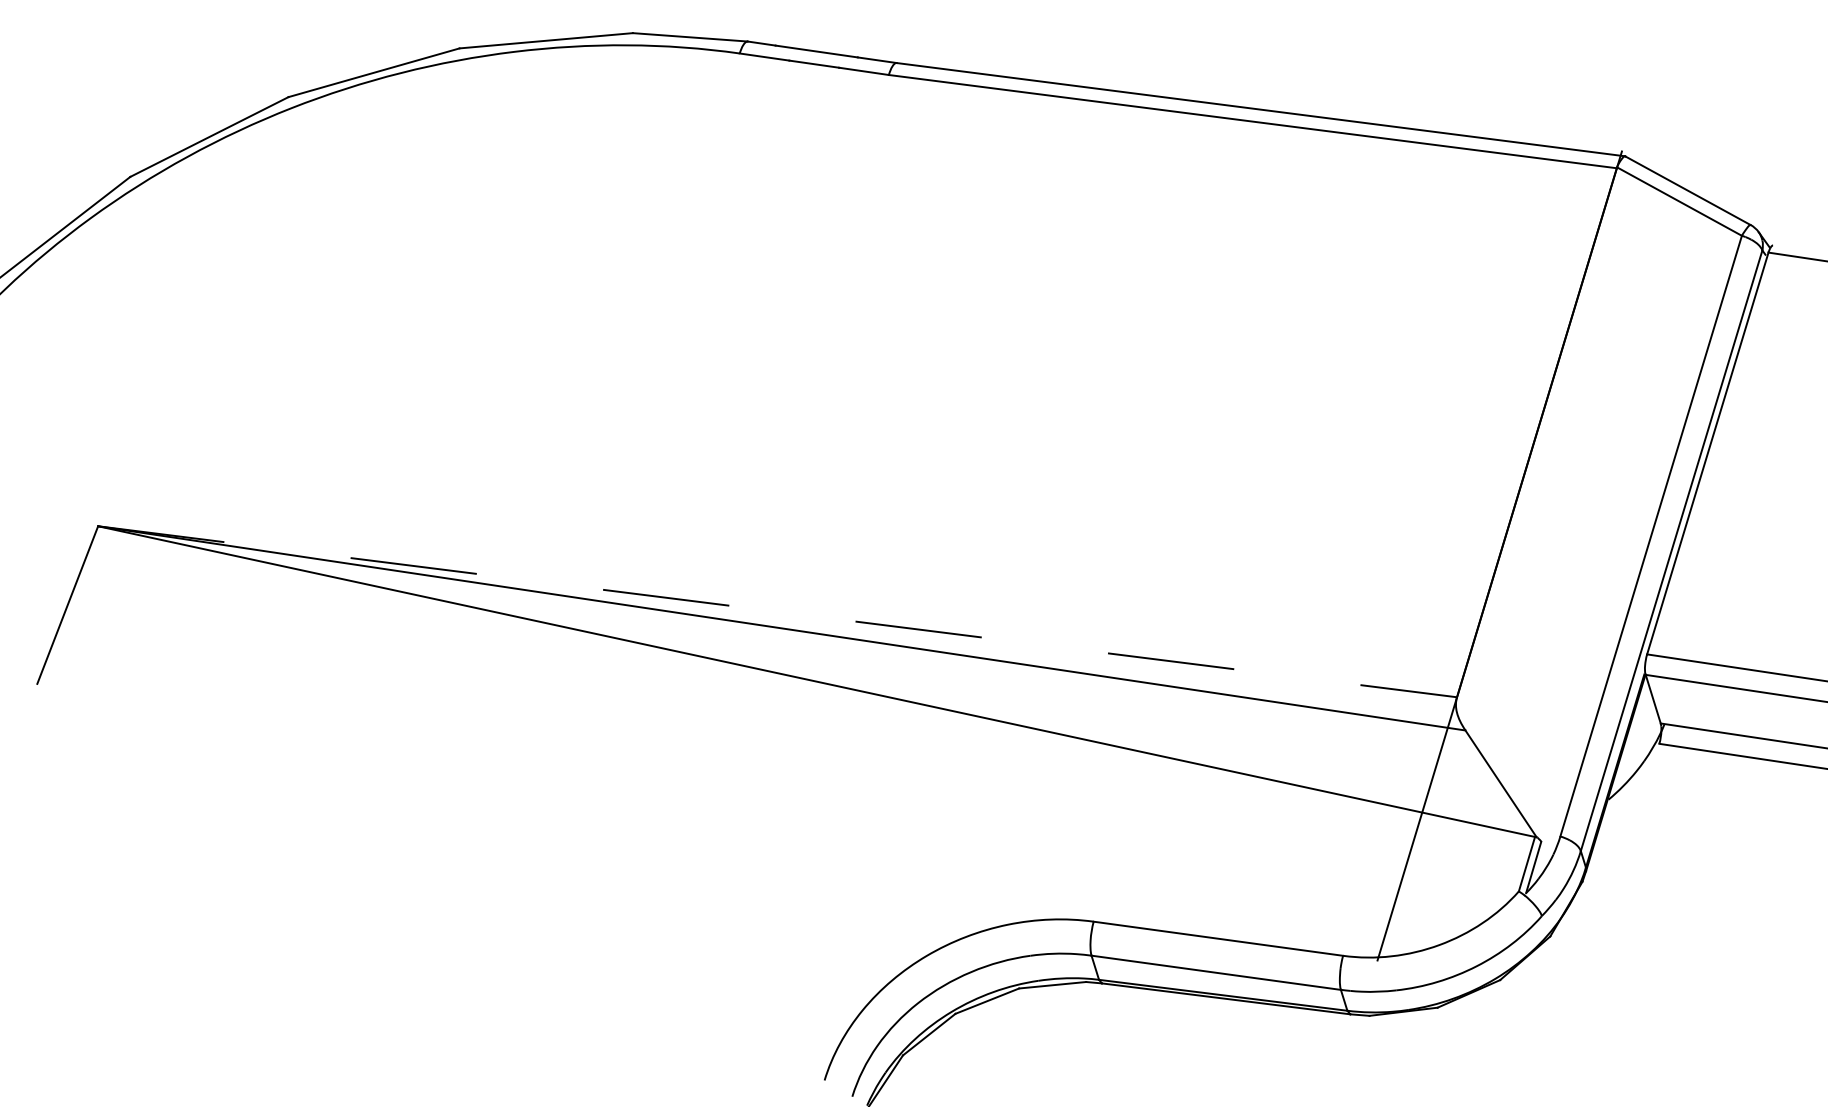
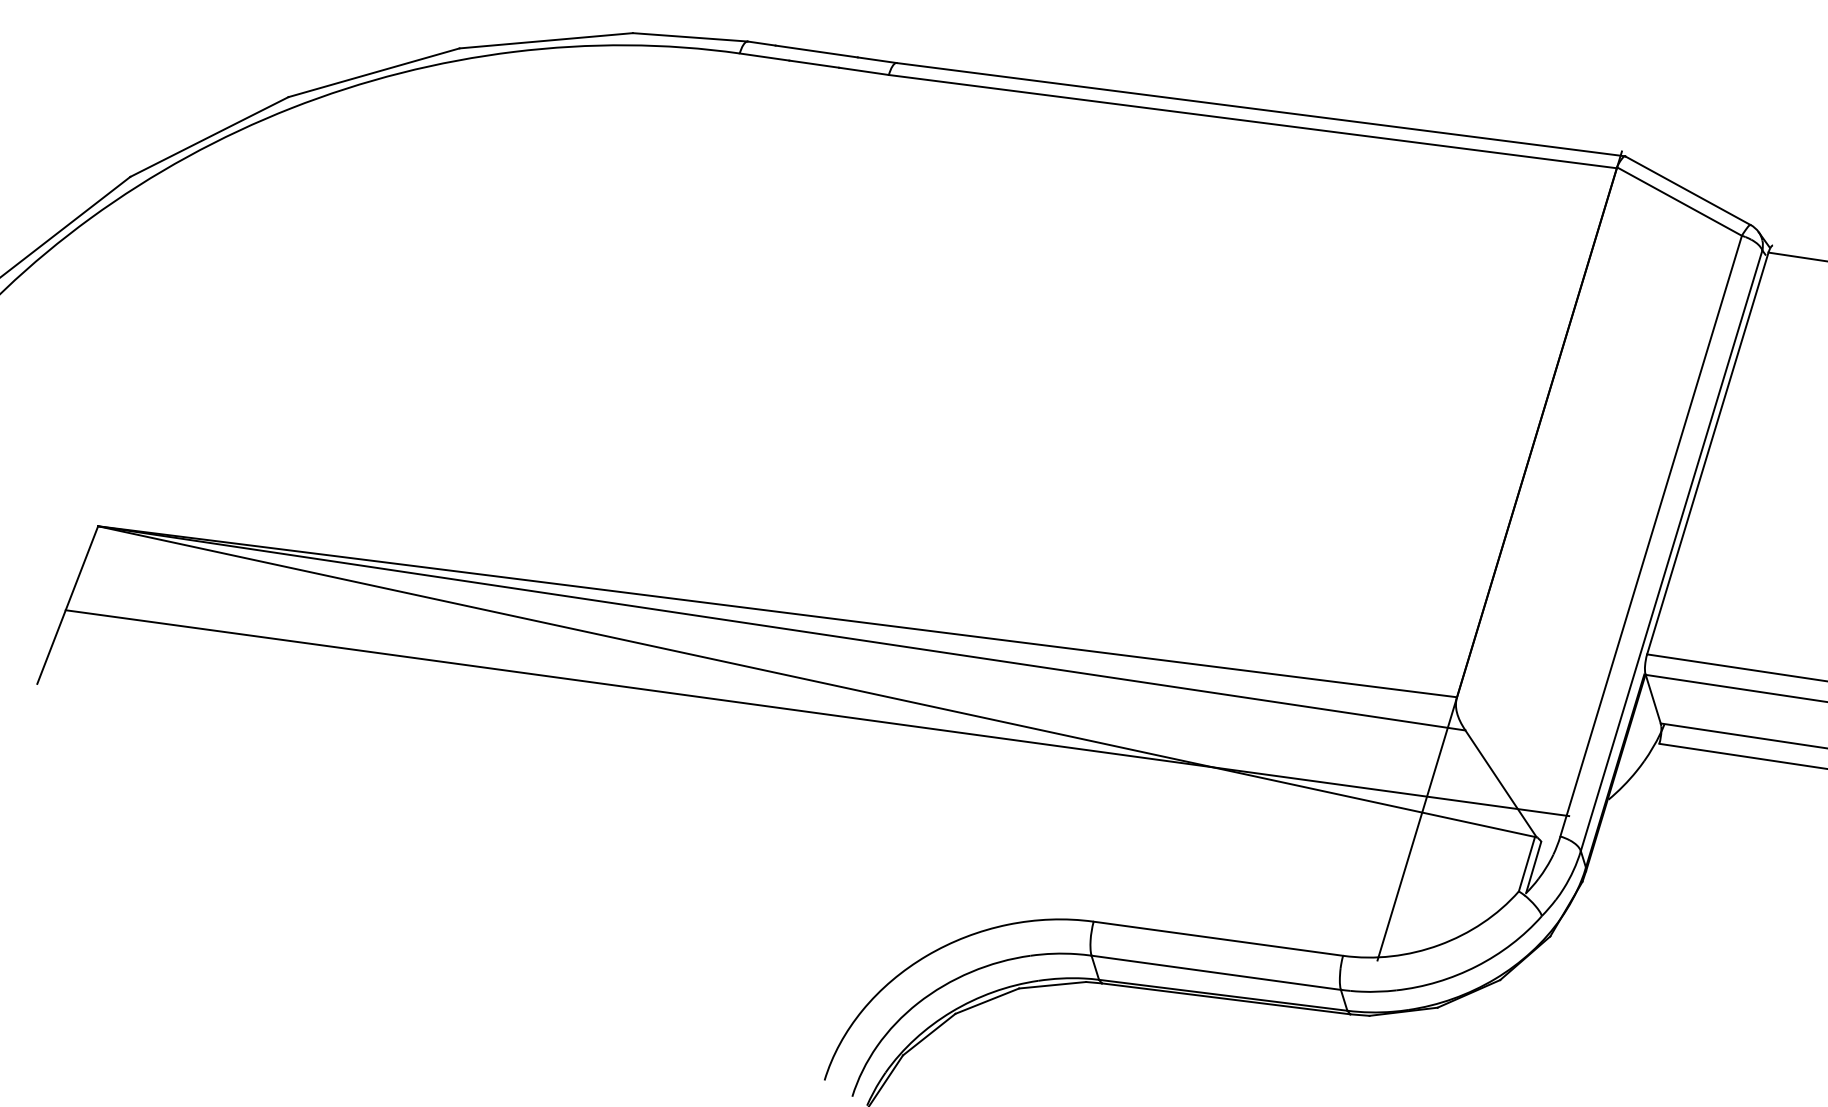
line: dashed -> solid (777, 611)
line: none -> present (817, 713)
